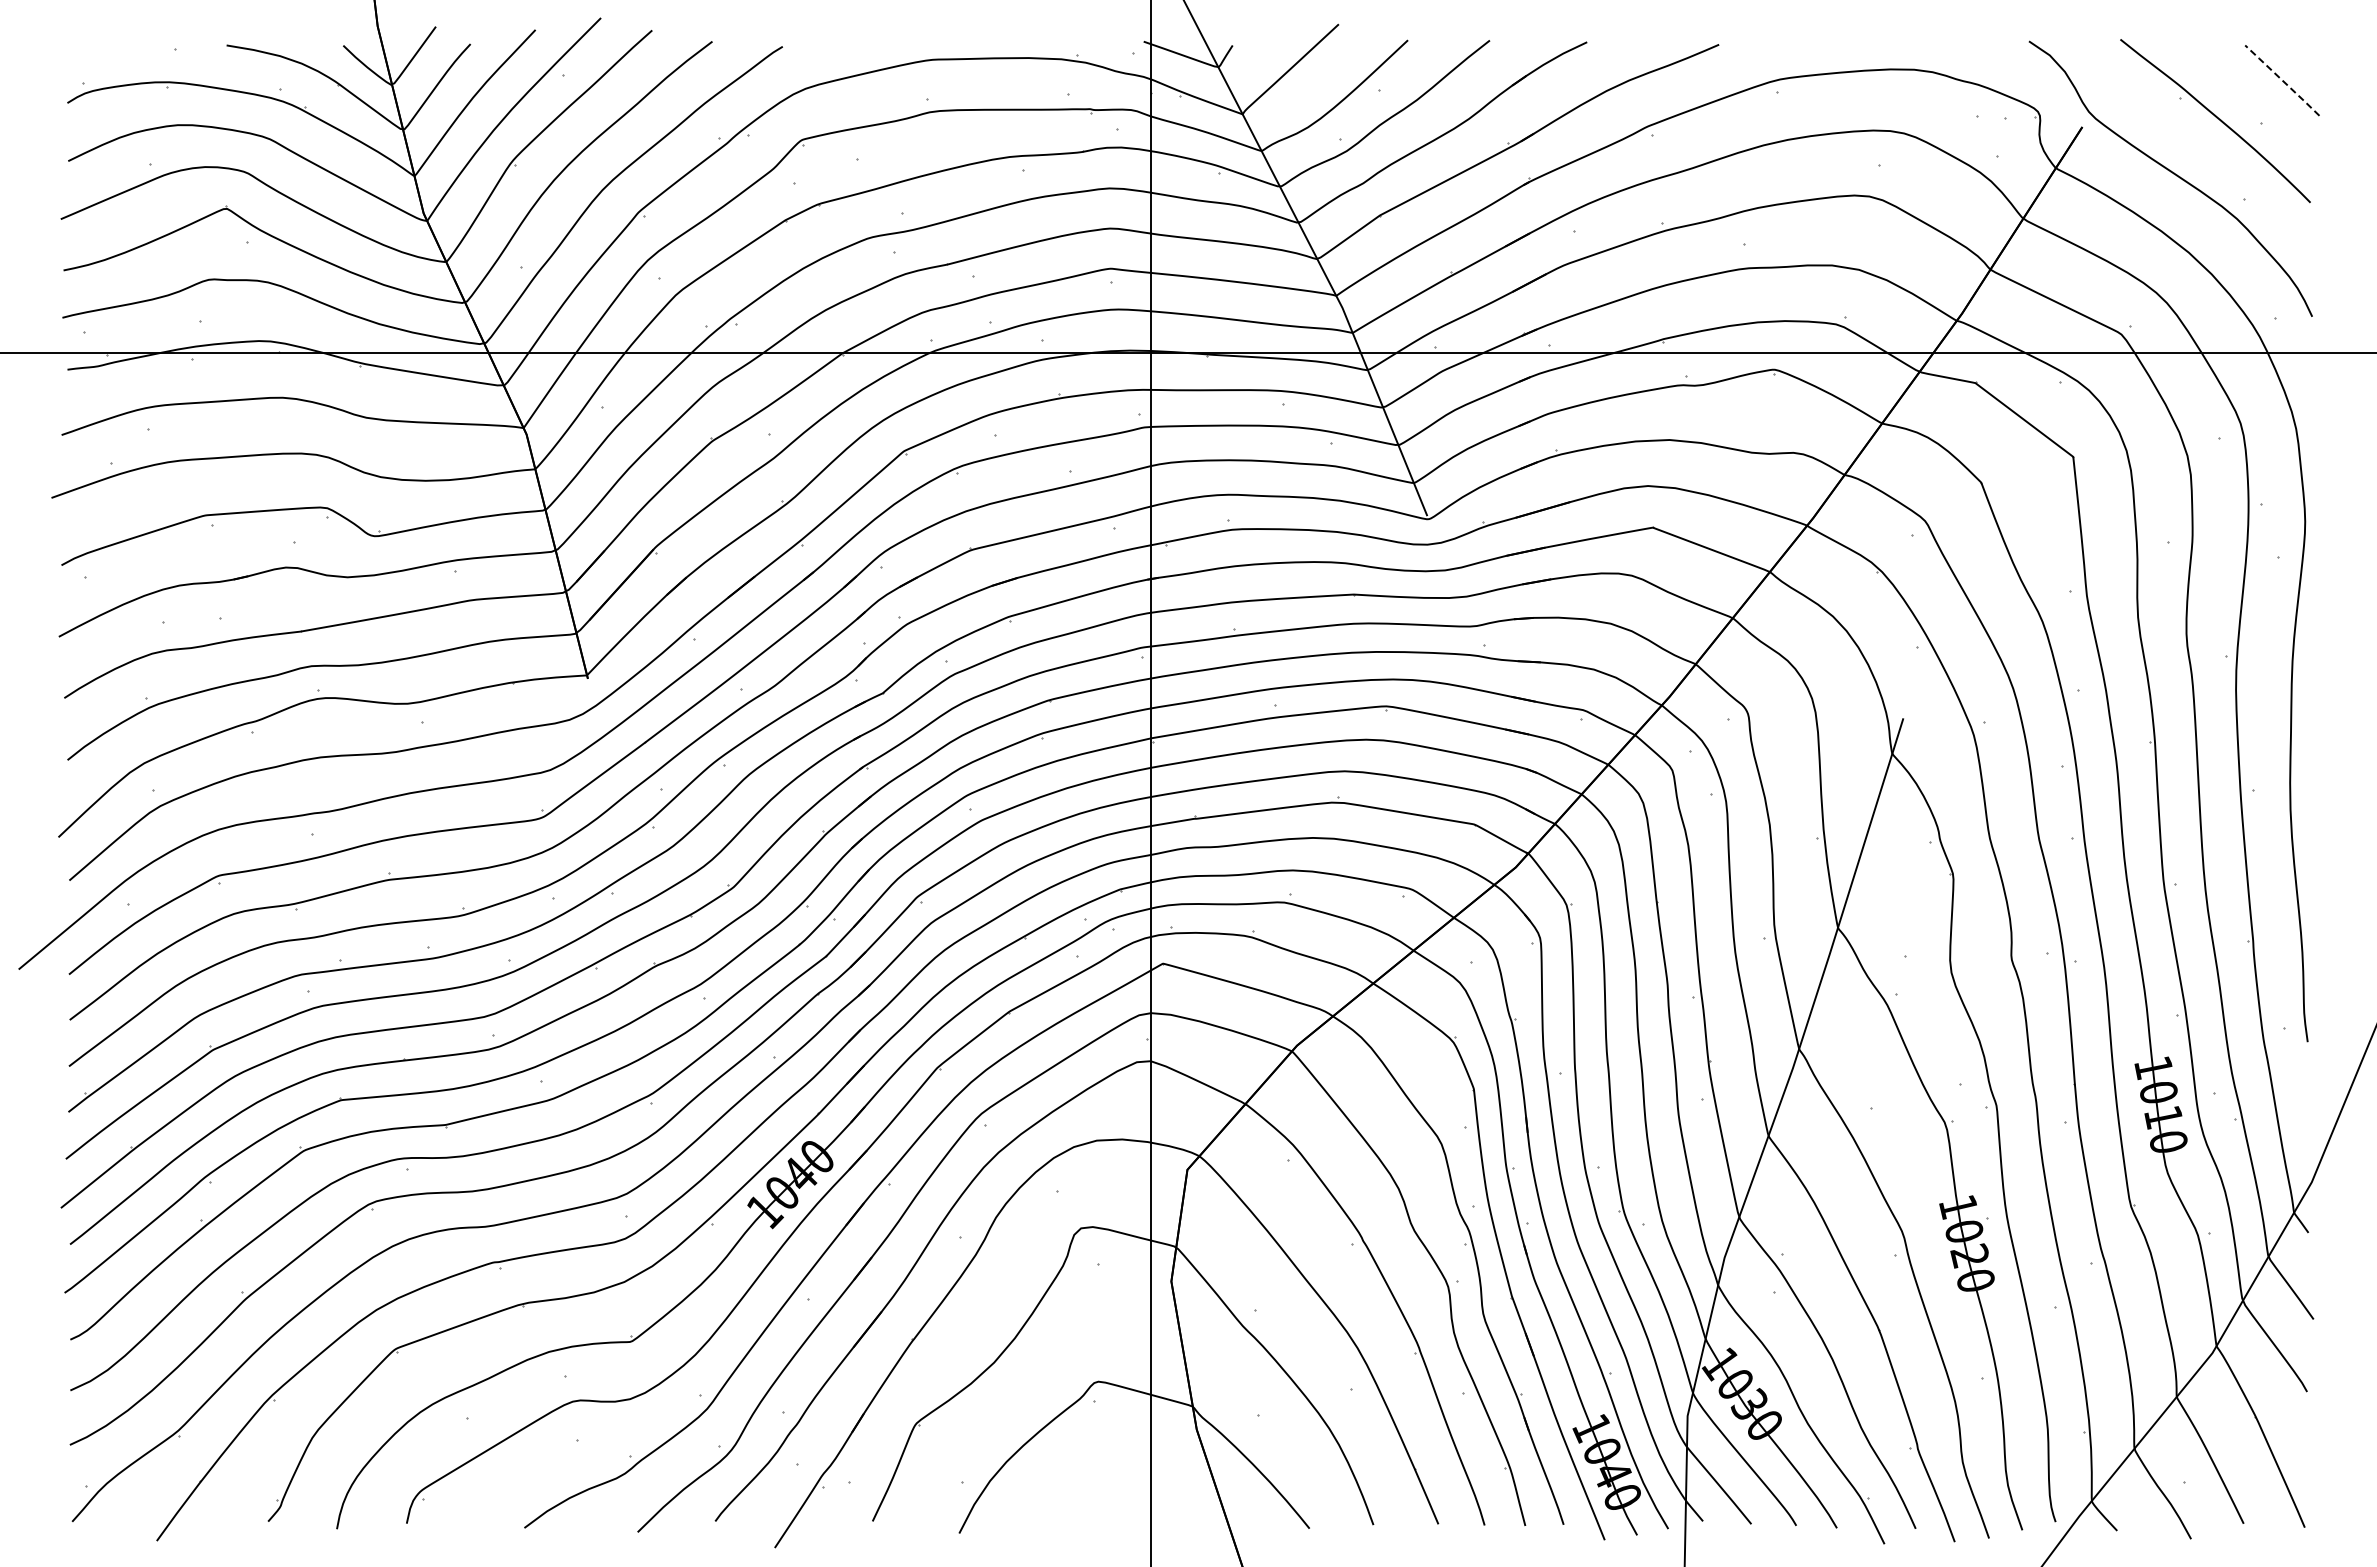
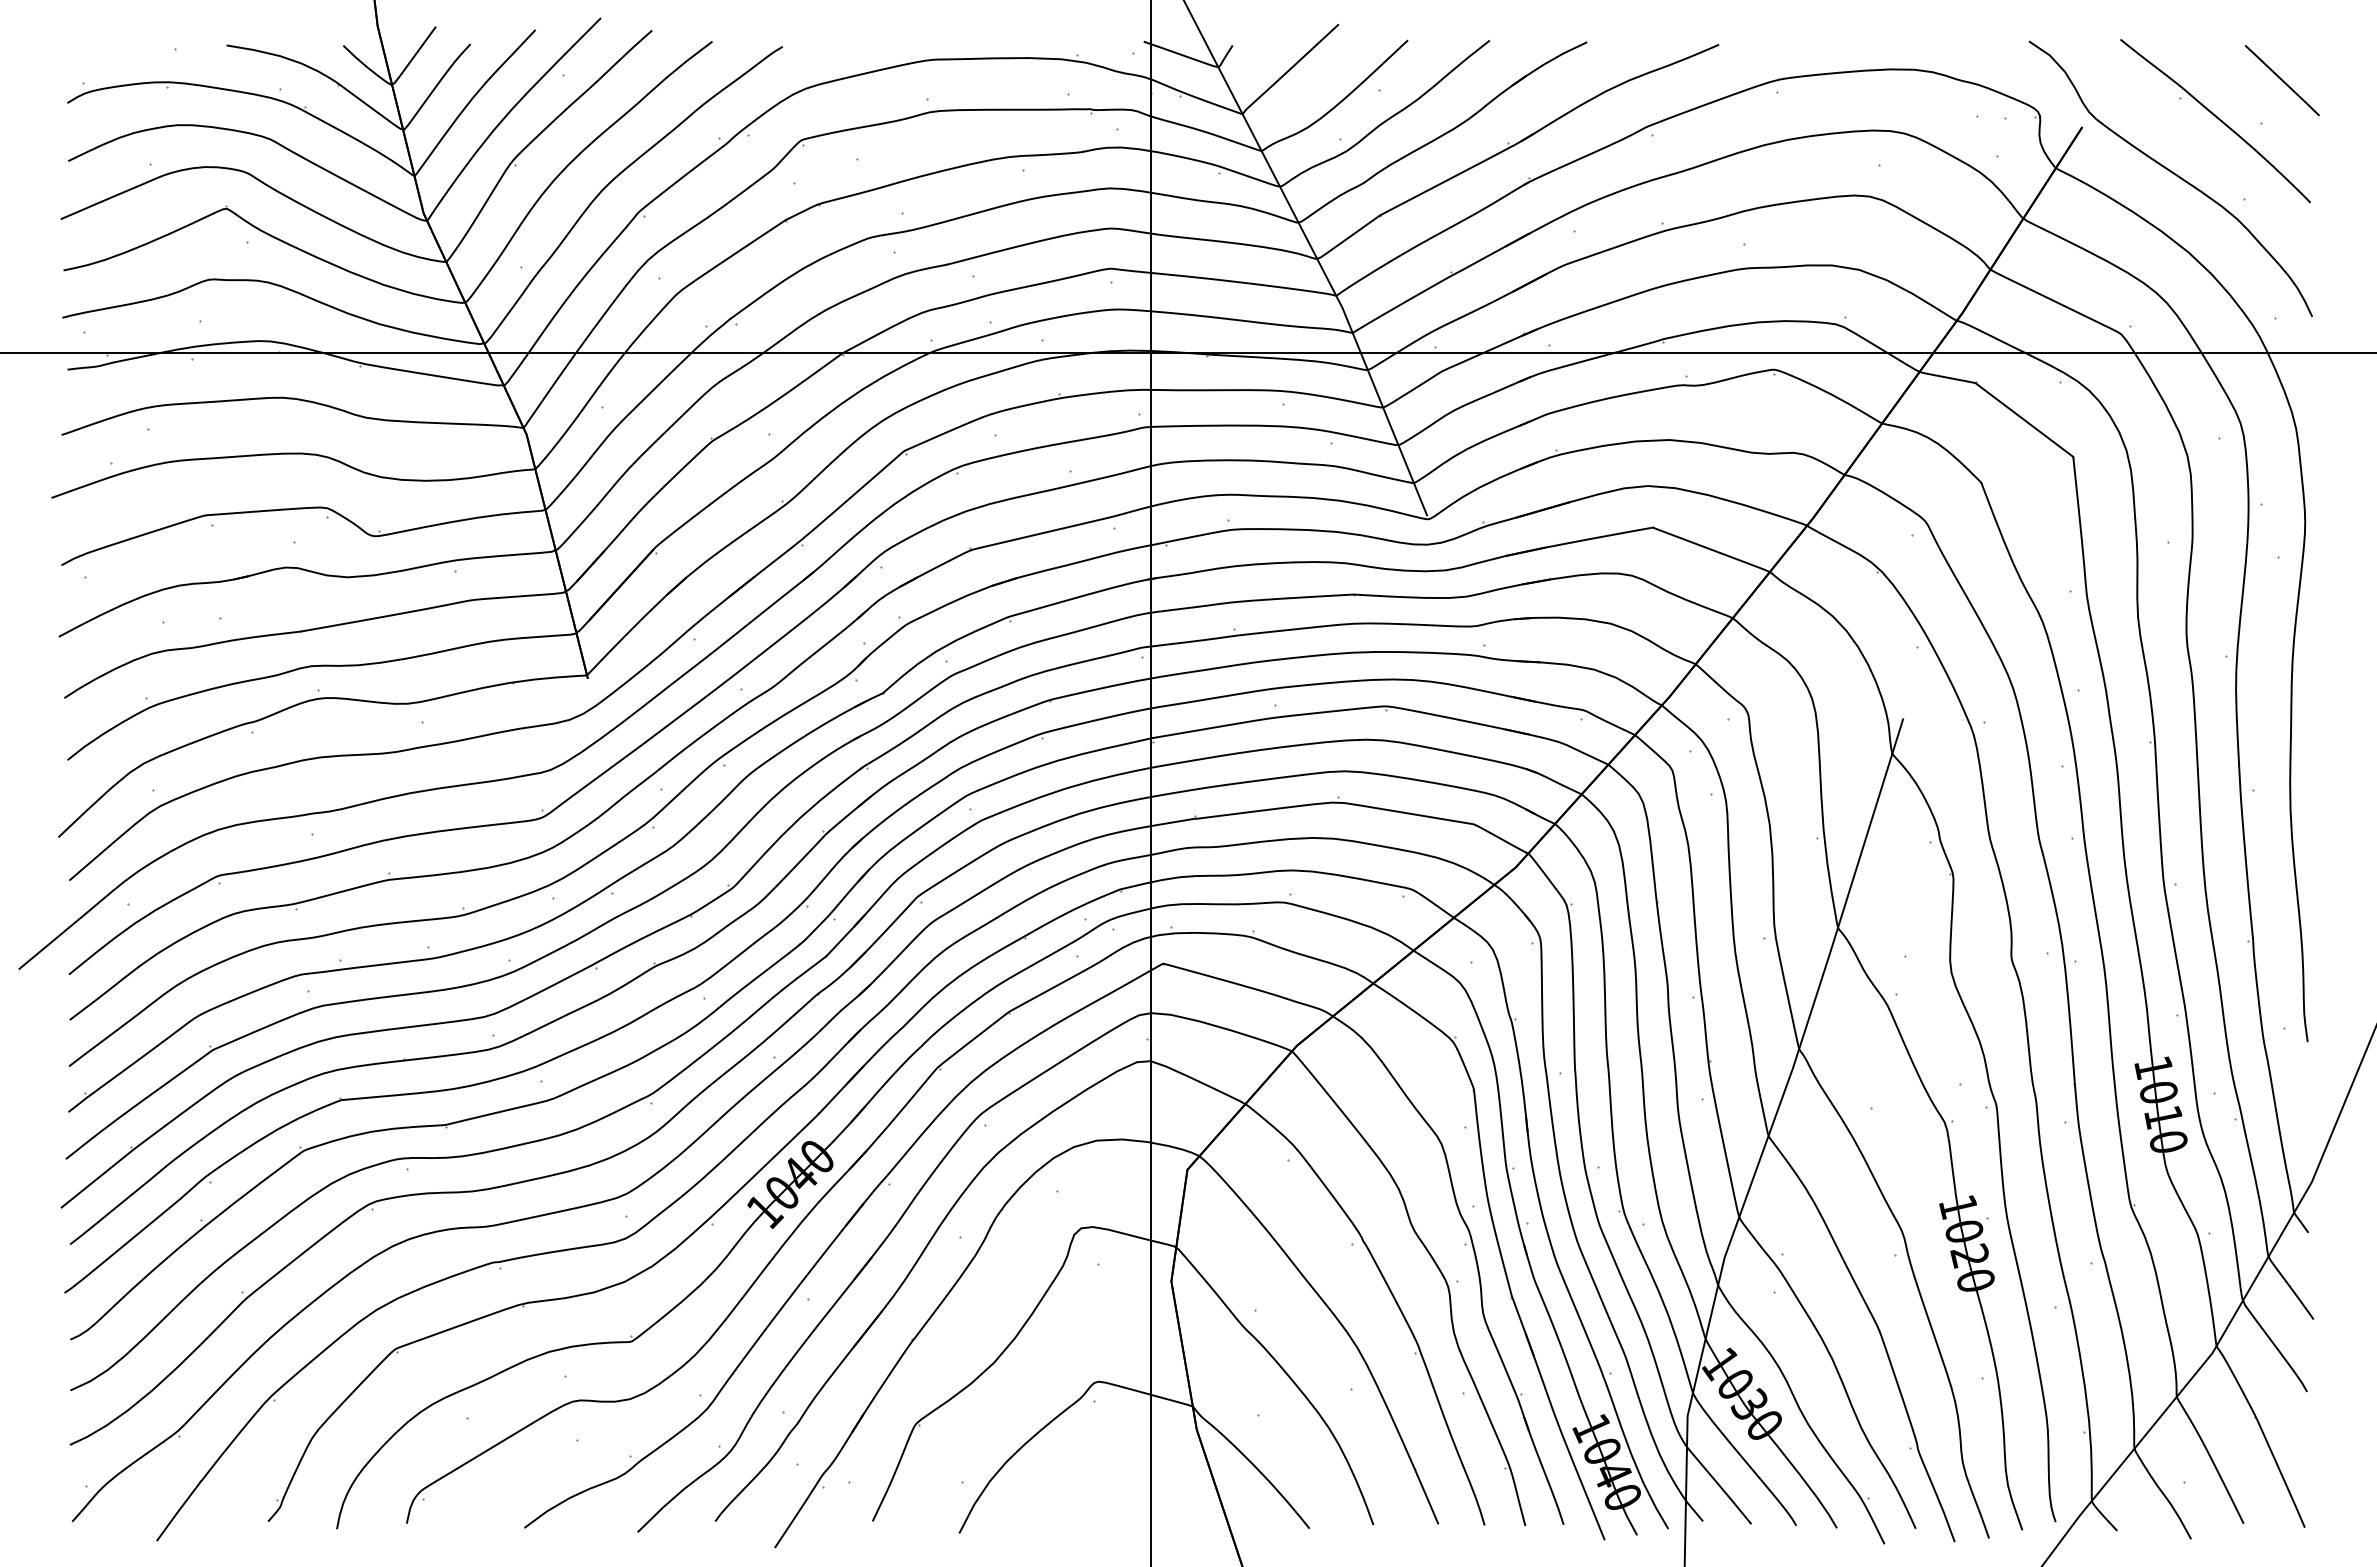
line: dashed -> solid (2282, 80)
